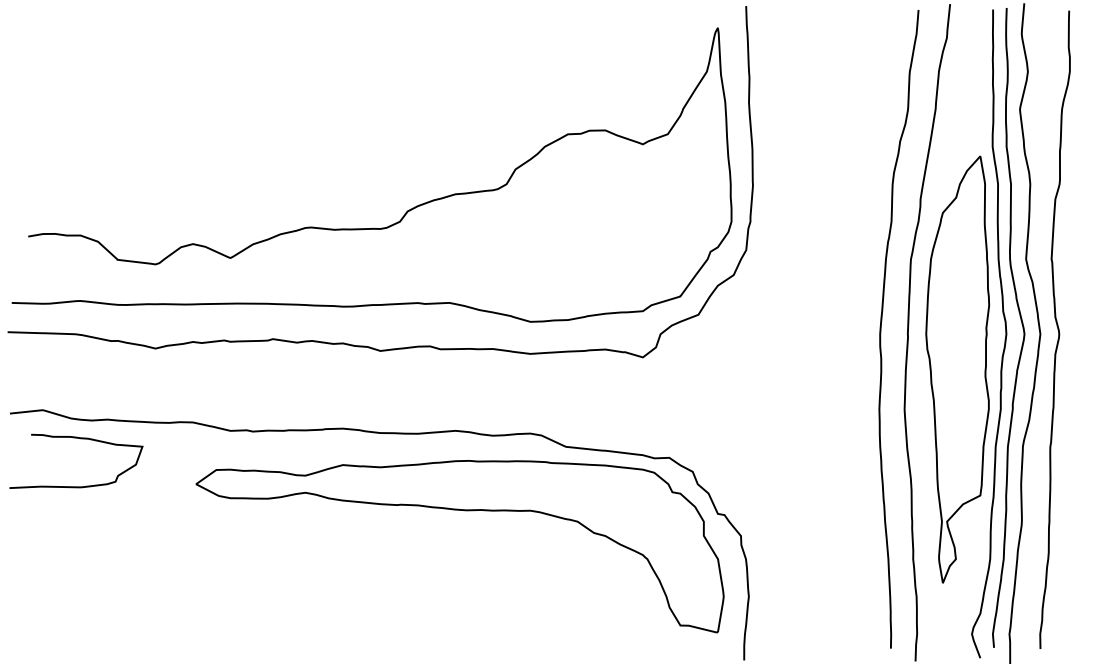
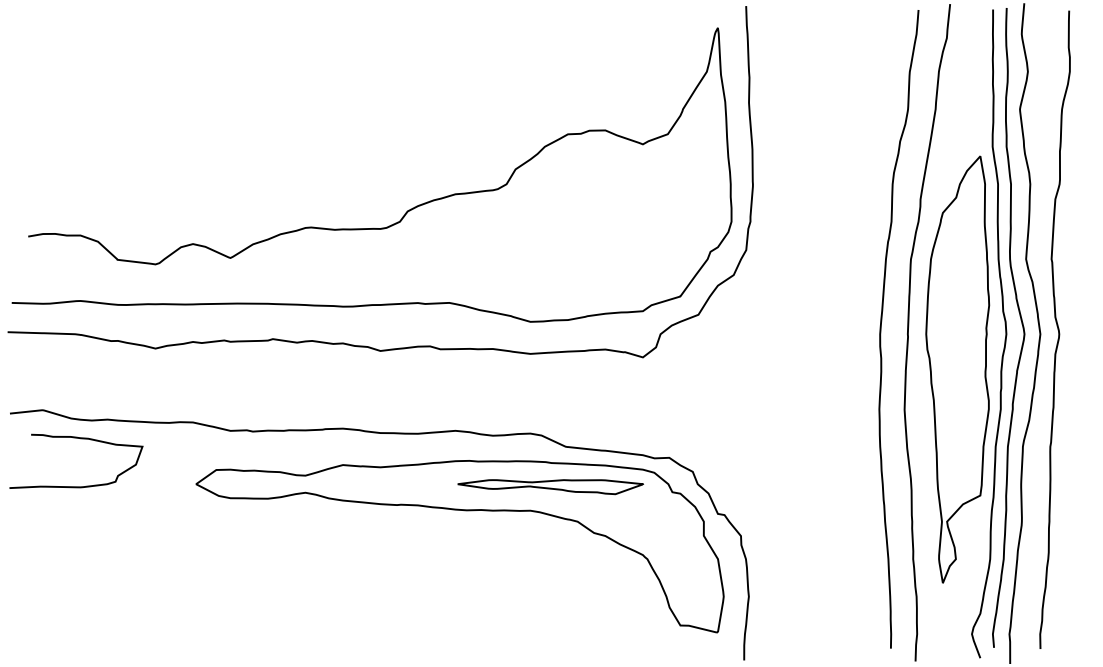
part: none -> present (550, 487)
